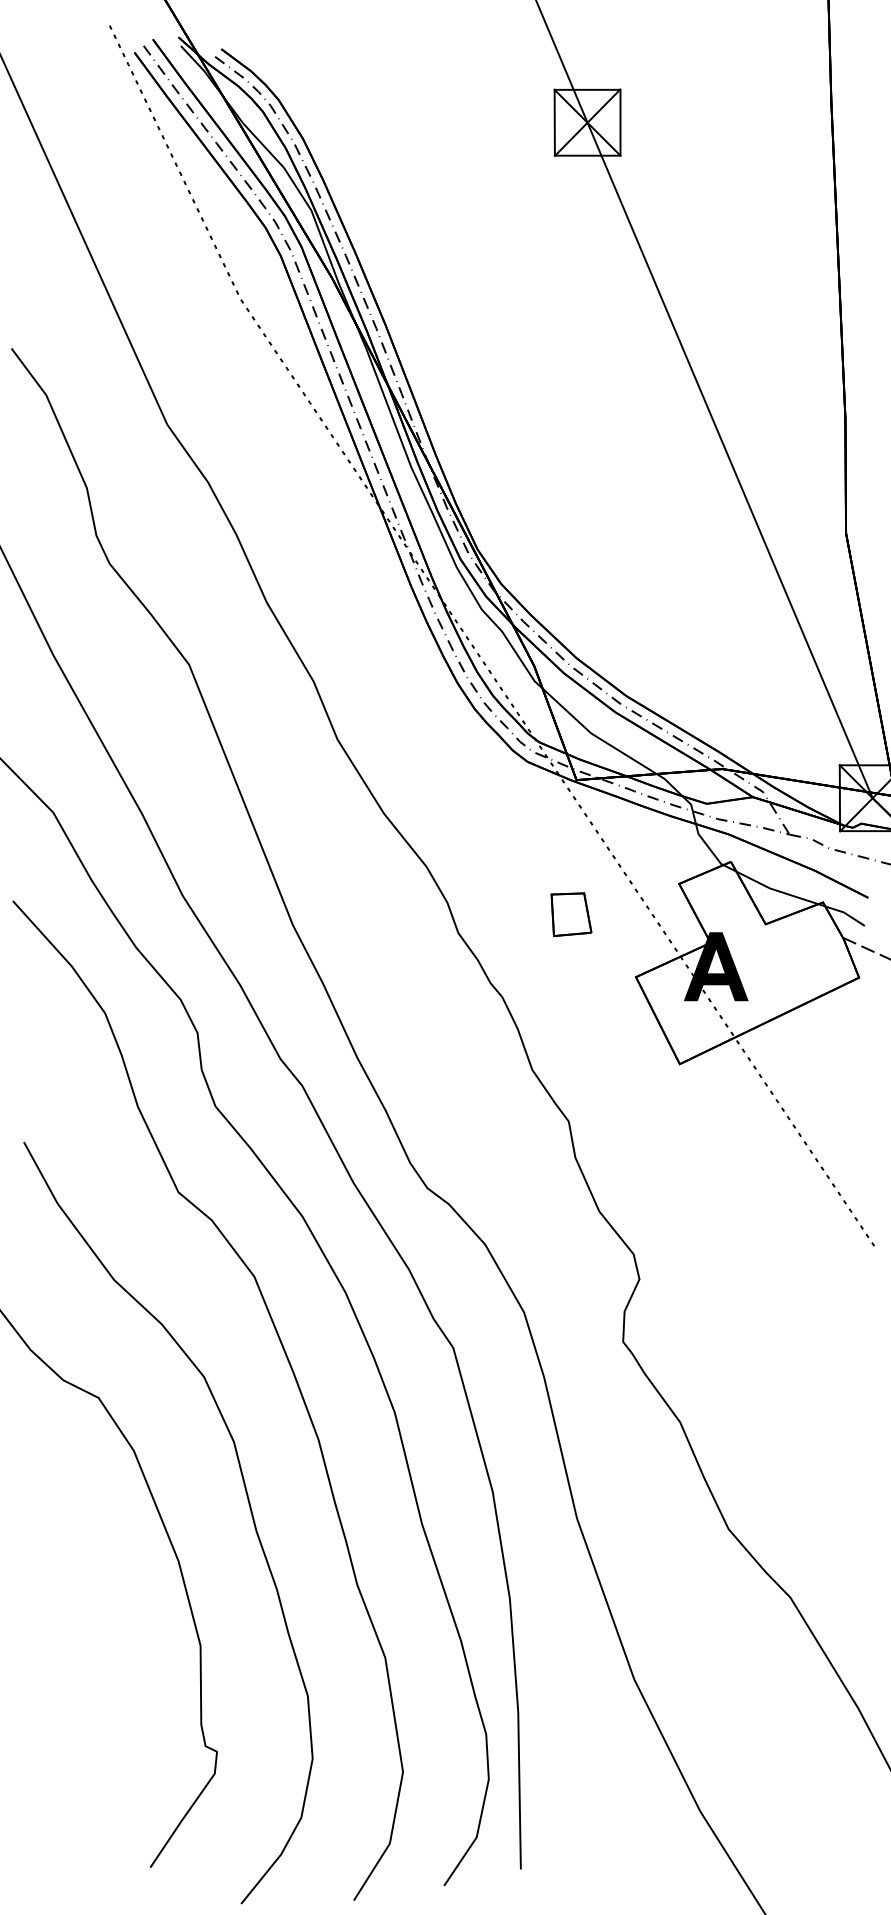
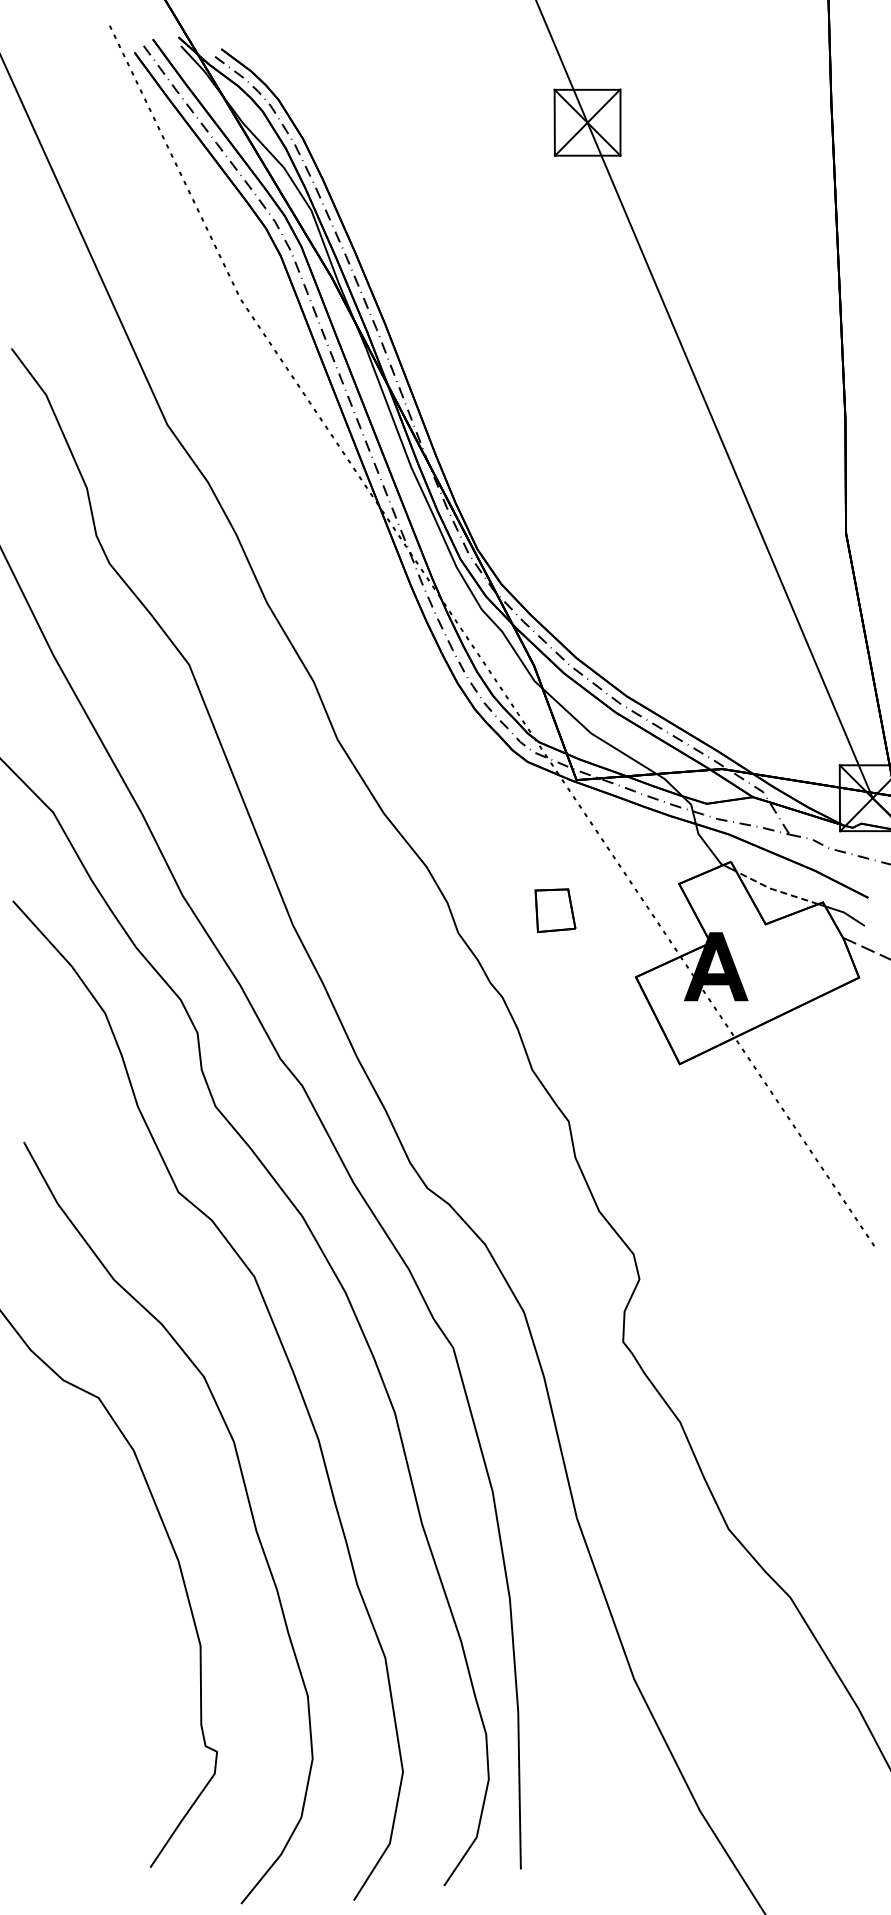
line: solid -> dashed (775, 890)
part position: (571, 914) -> (555, 910) (555, 910)
